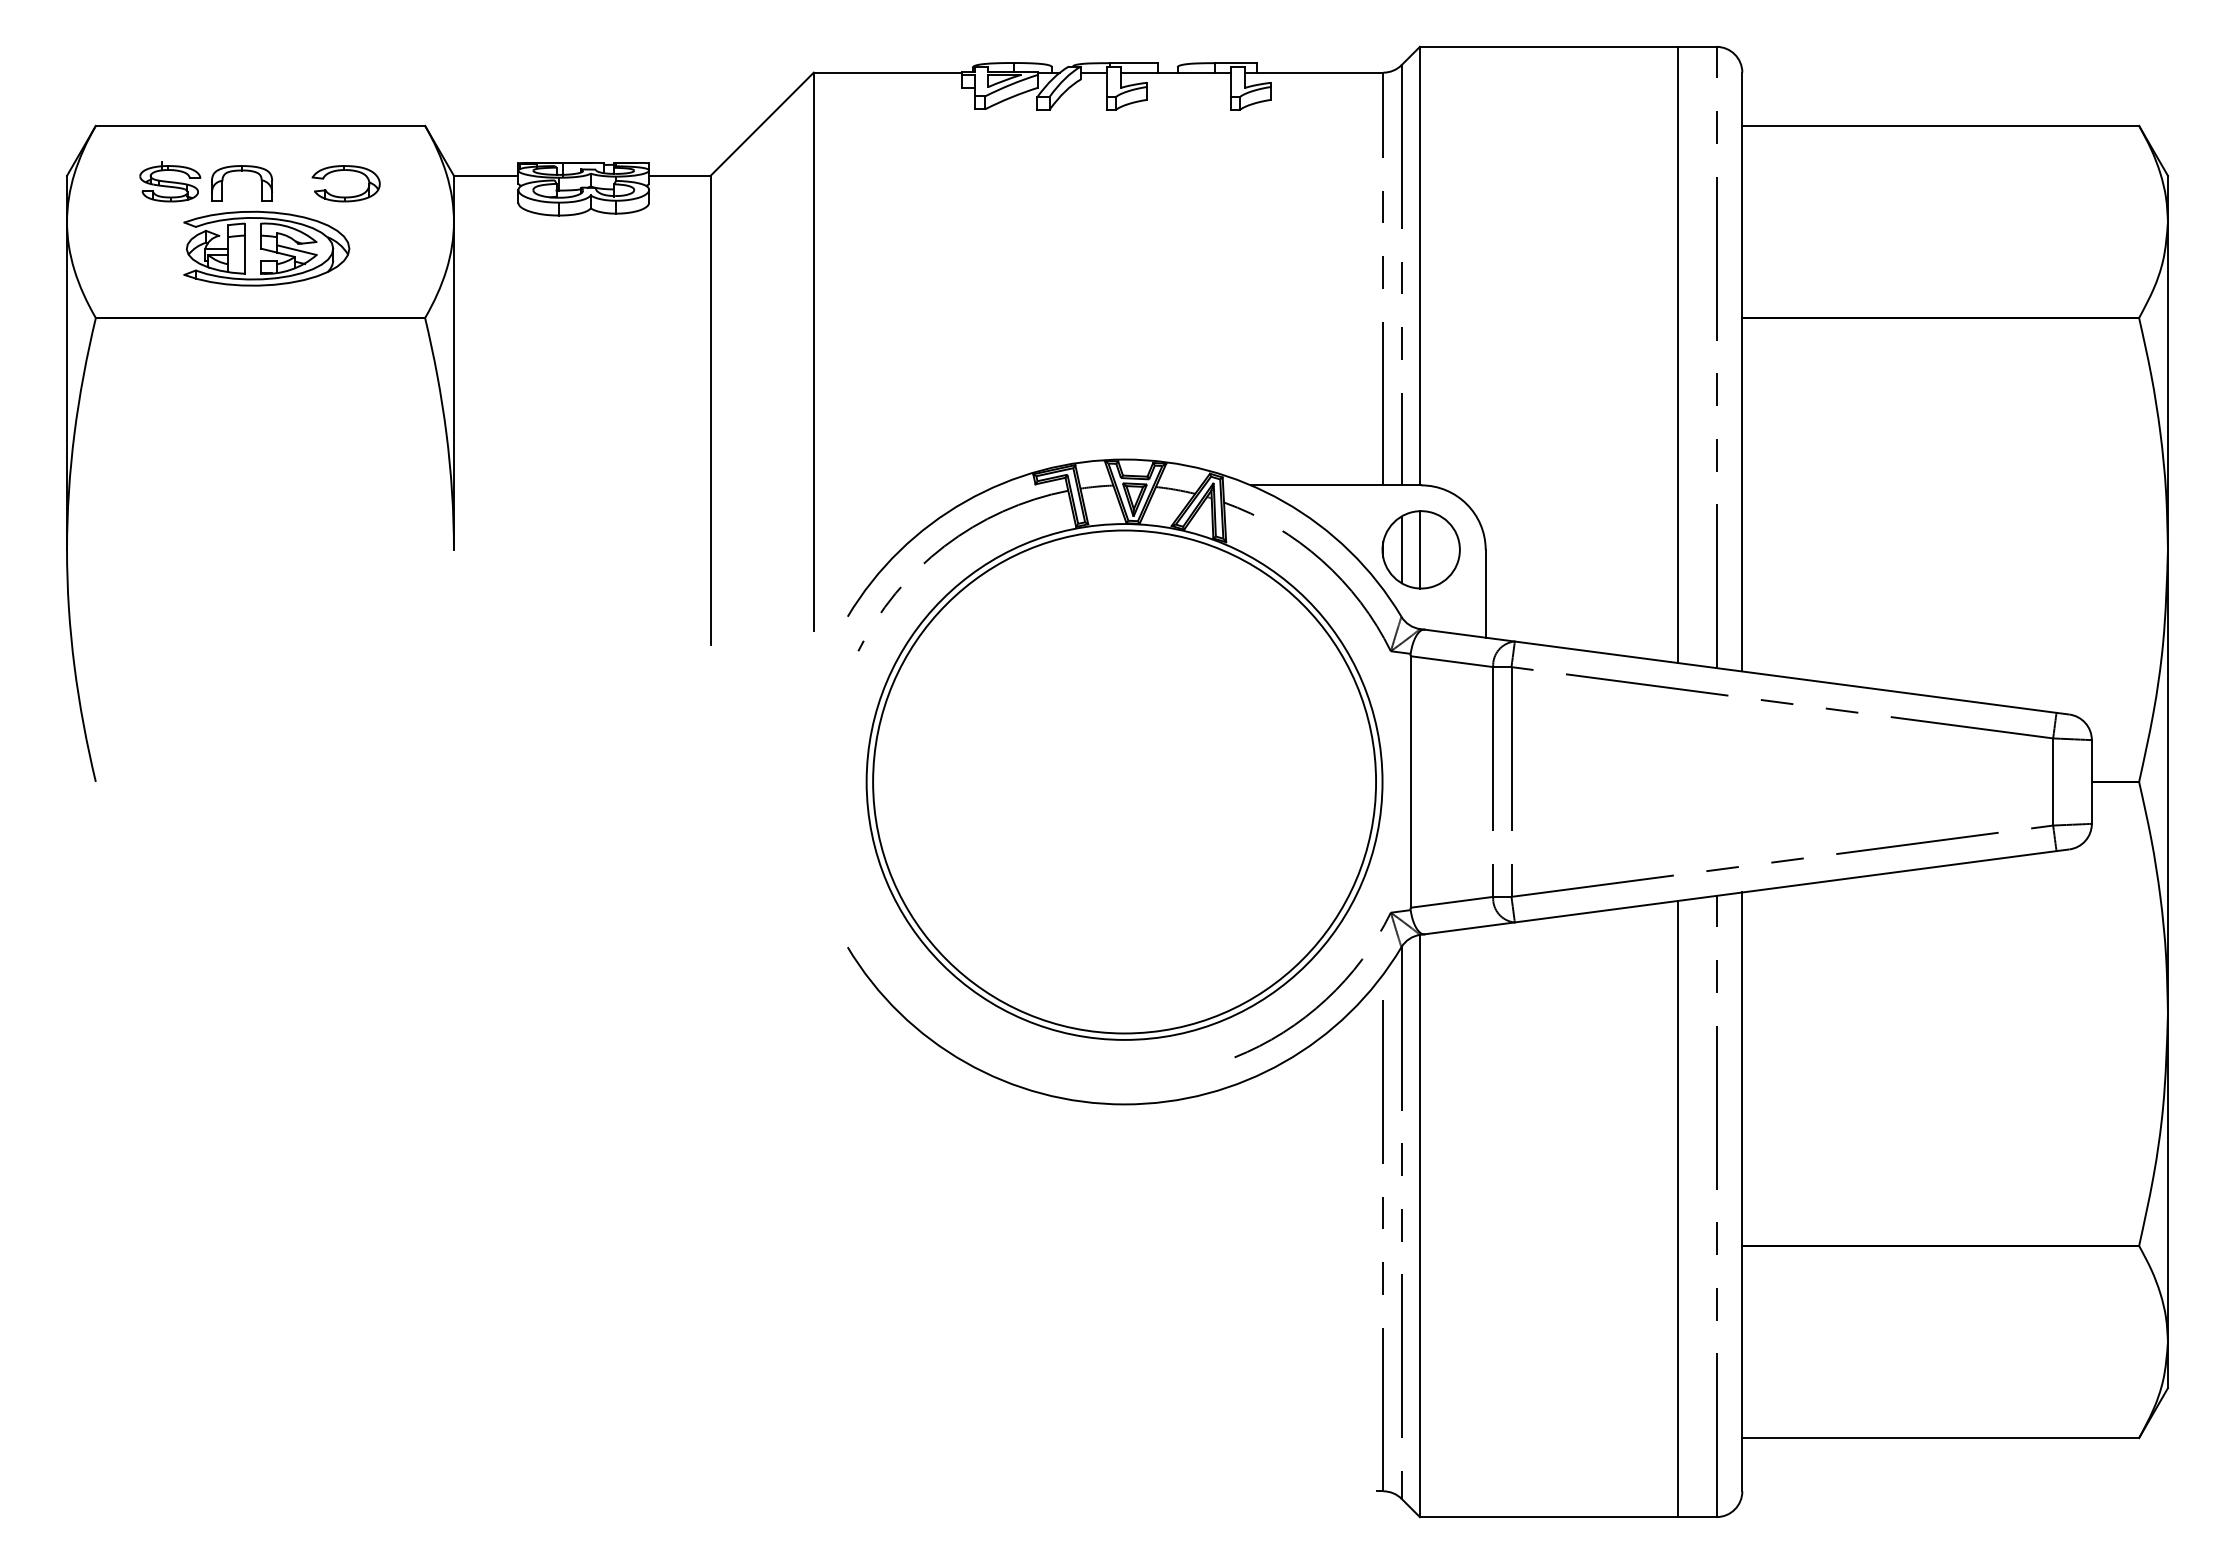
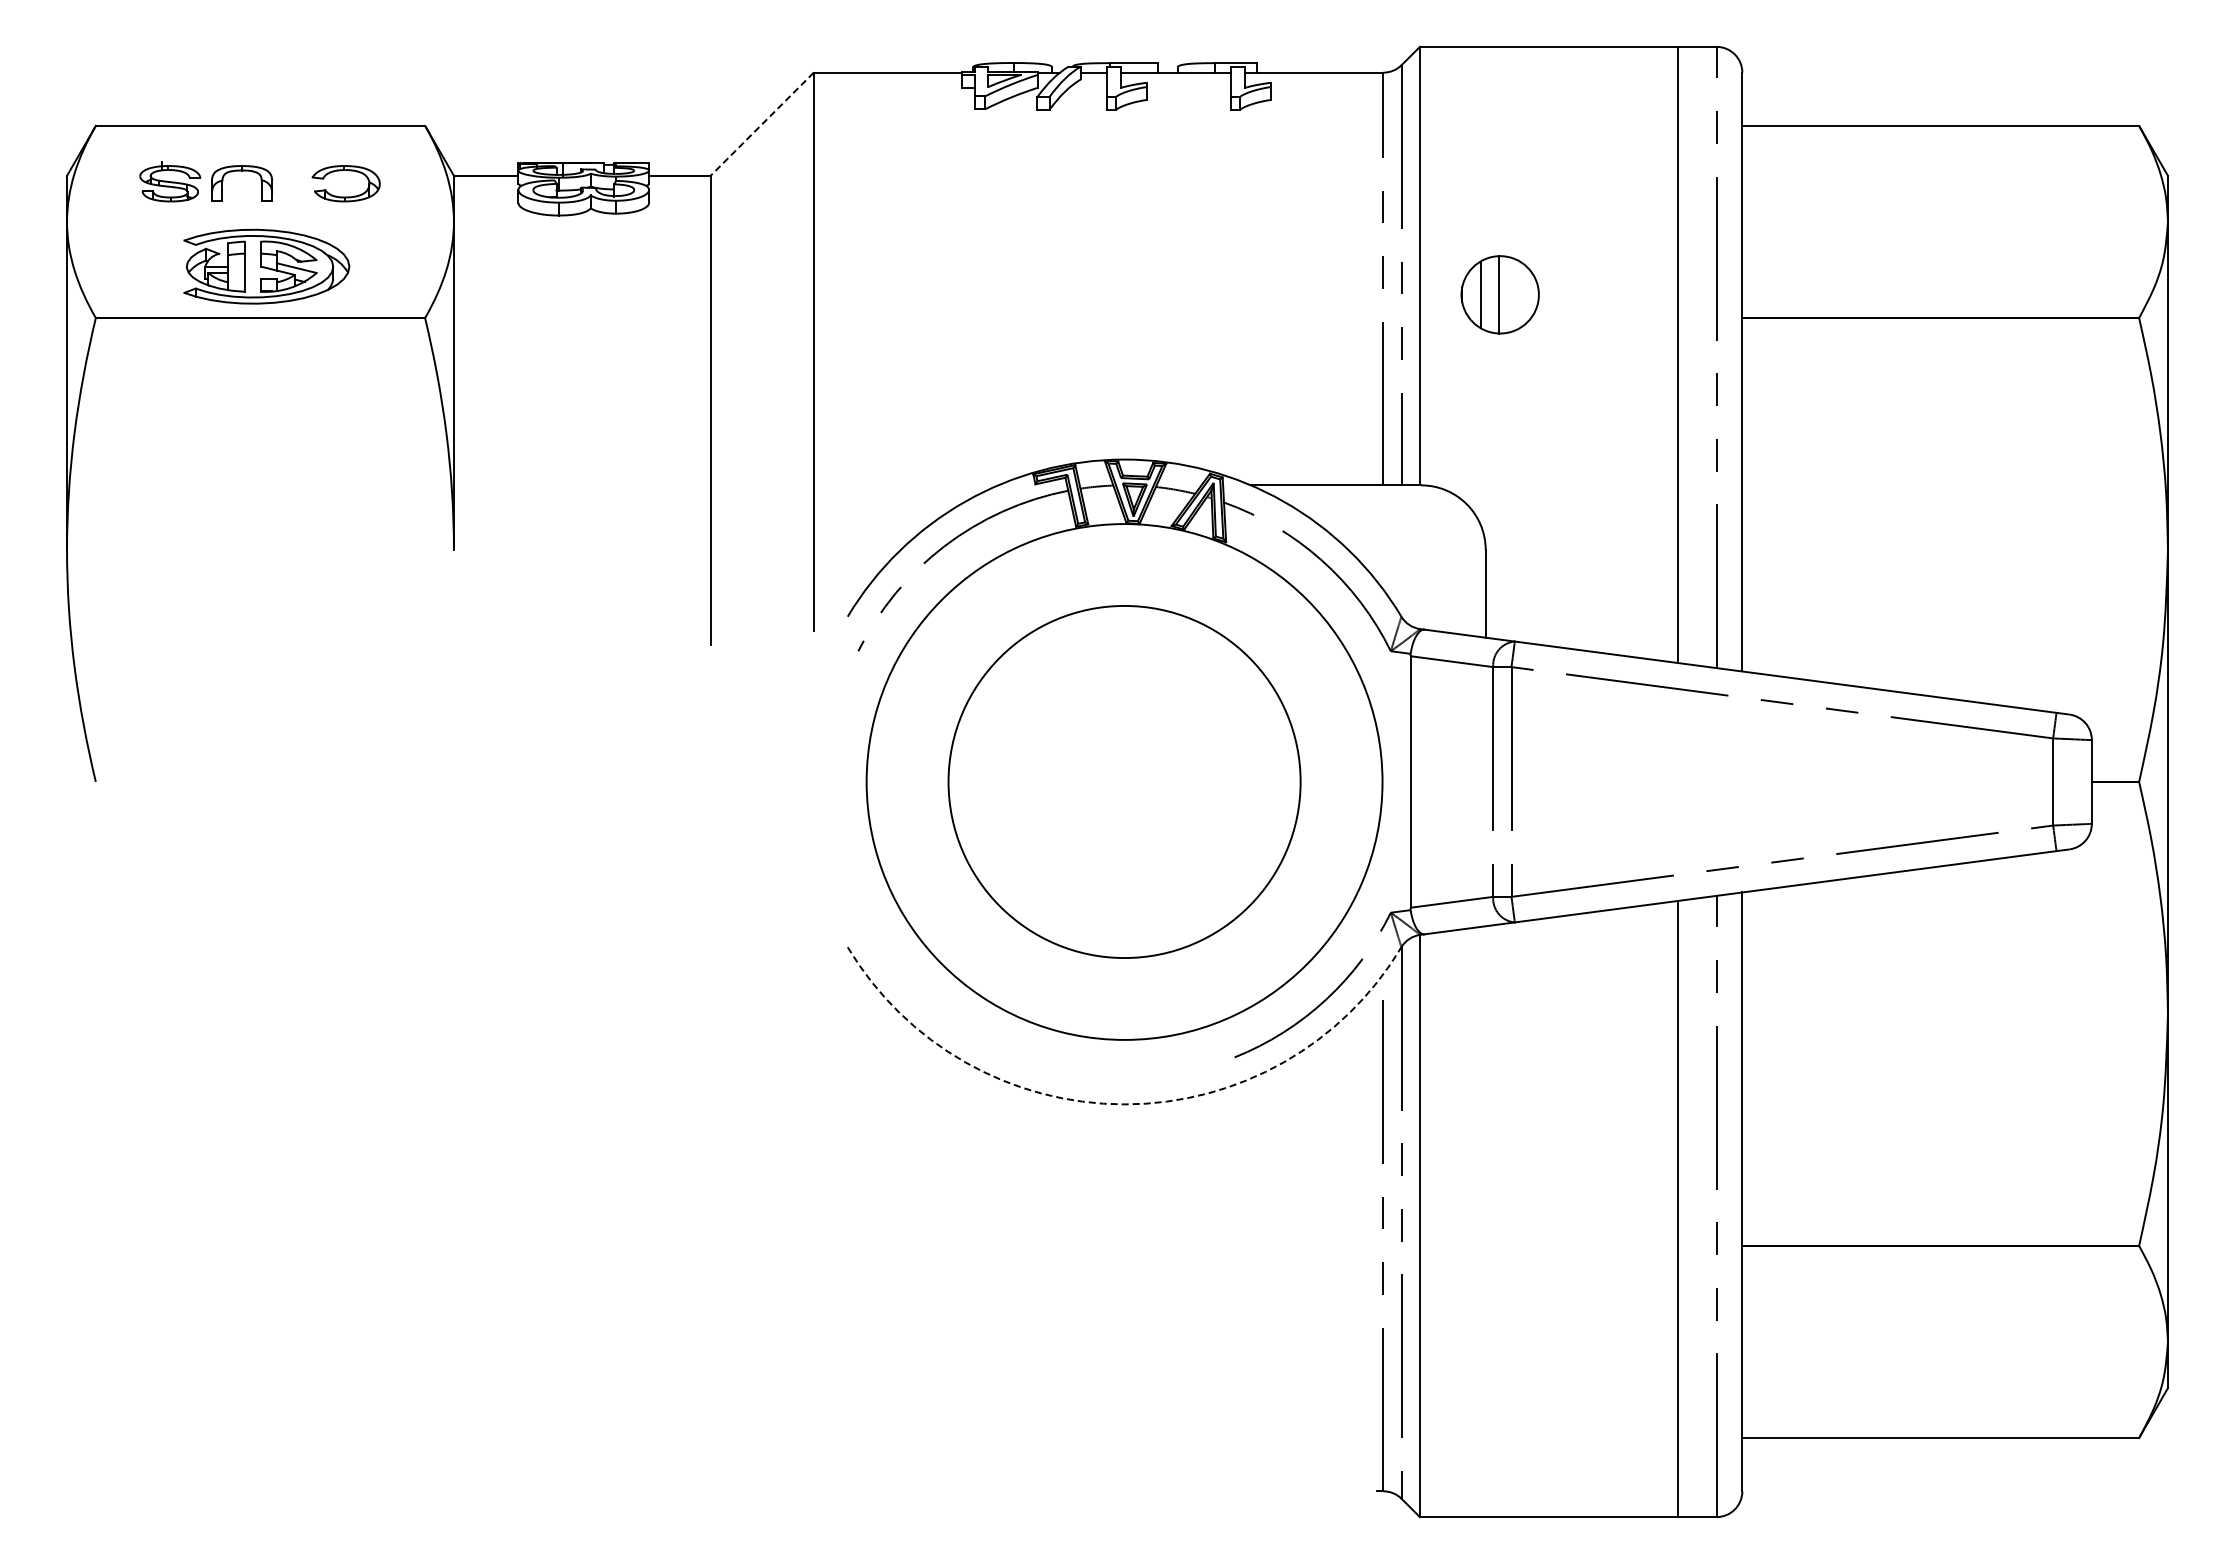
line: solid -> dashed (762, 124)
part position: (266, 248) -> (266, 266) (266, 266)
part position: (1420, 549) -> (1499, 294) (1499, 294)
circle diameter: 503 px -> 352 px (1124, 781)
arc: solid -> dashed (1124, 1104)
